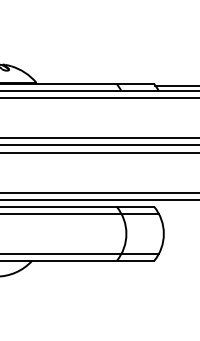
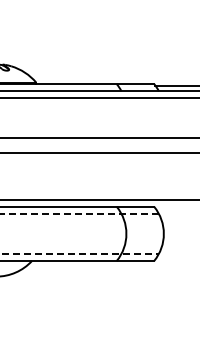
line: present -> none (99, 145)
line: present -> none (99, 192)
line: solid -> dashed (79, 213)
line: solid -> dashed (80, 253)
